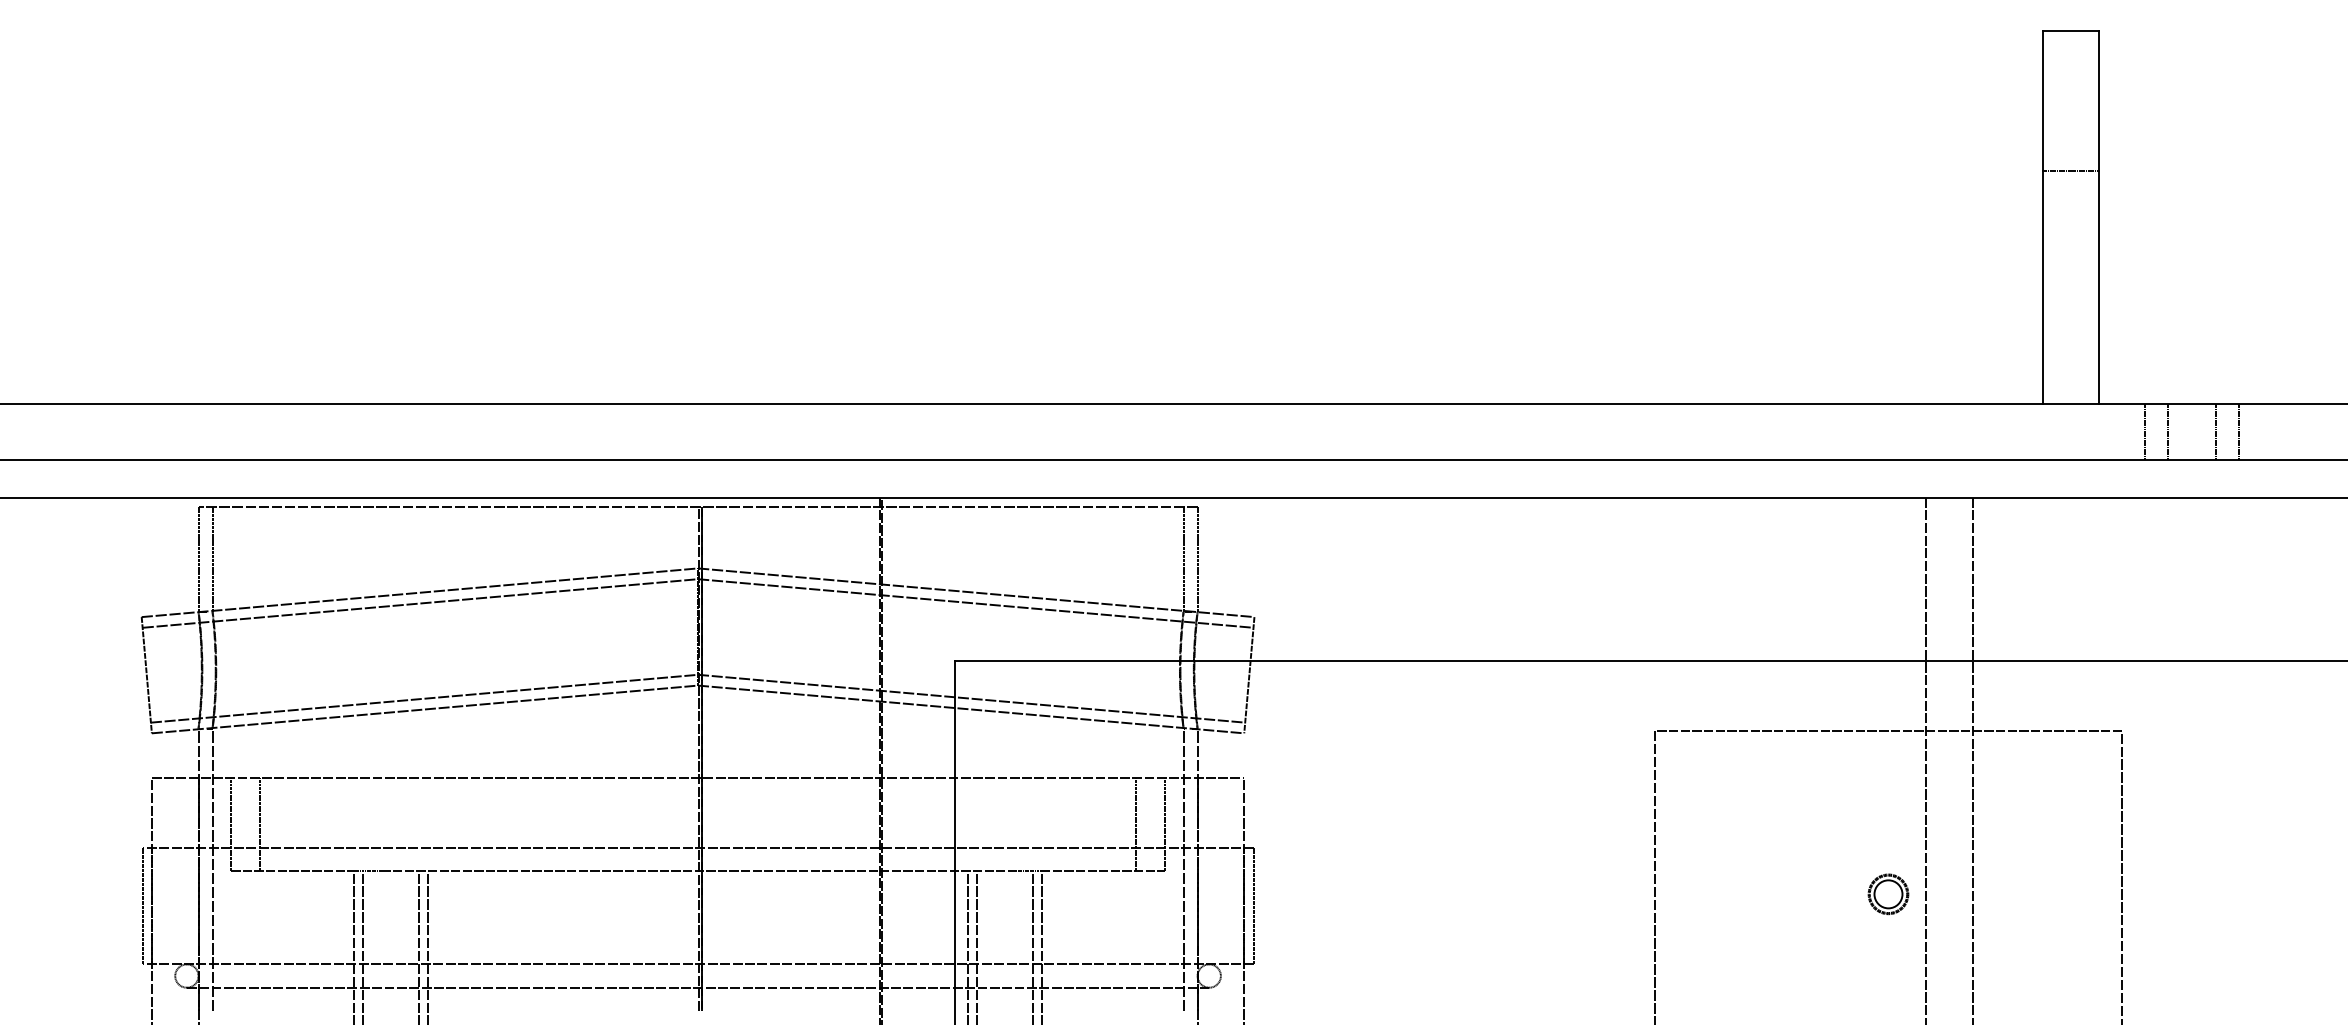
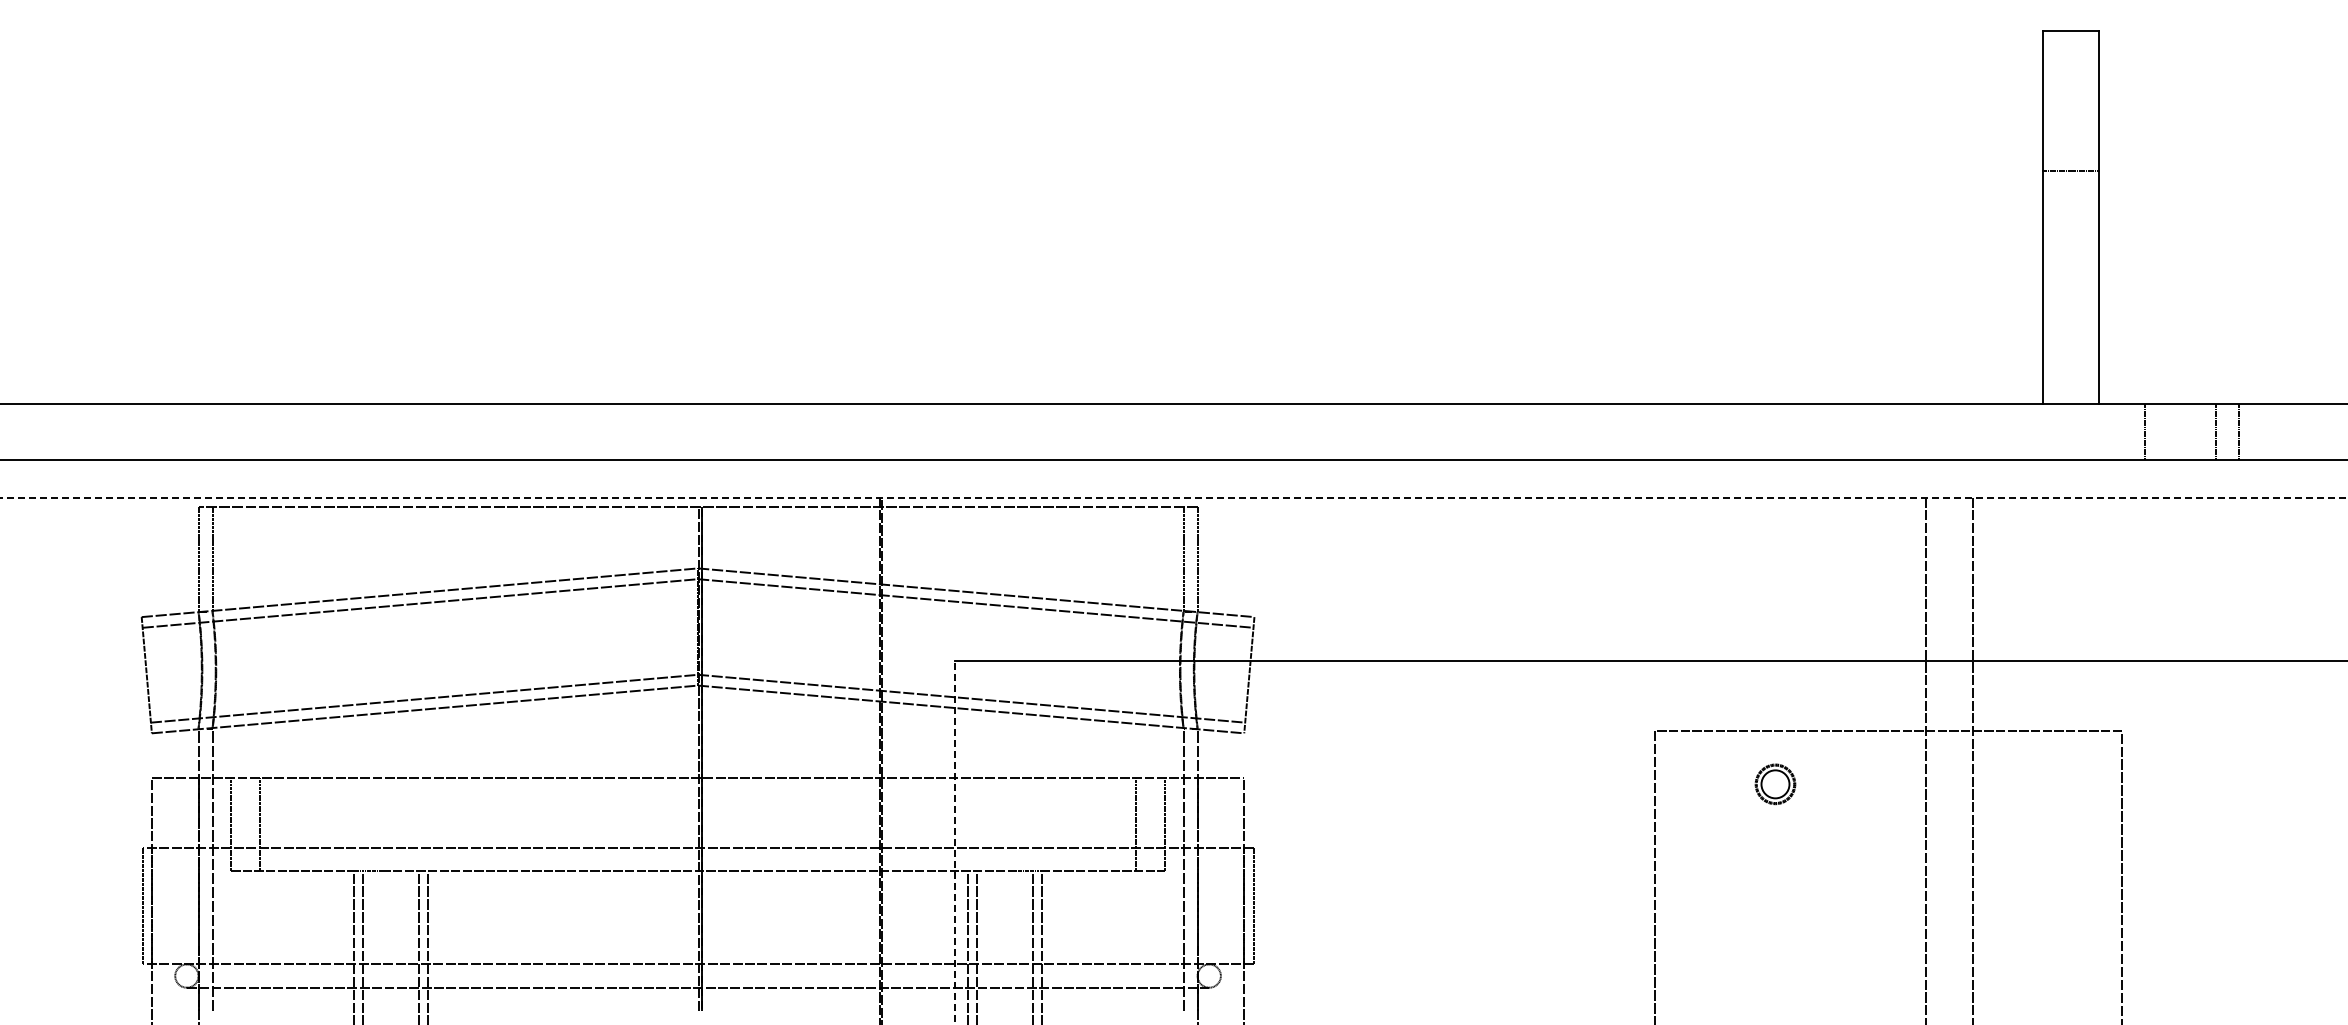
line: present -> none (2168, 432)
line: solid -> dashed (1174, 497)
line: solid -> dashed (954, 842)
part position: (1888, 894) -> (1775, 784) (1775, 784)
